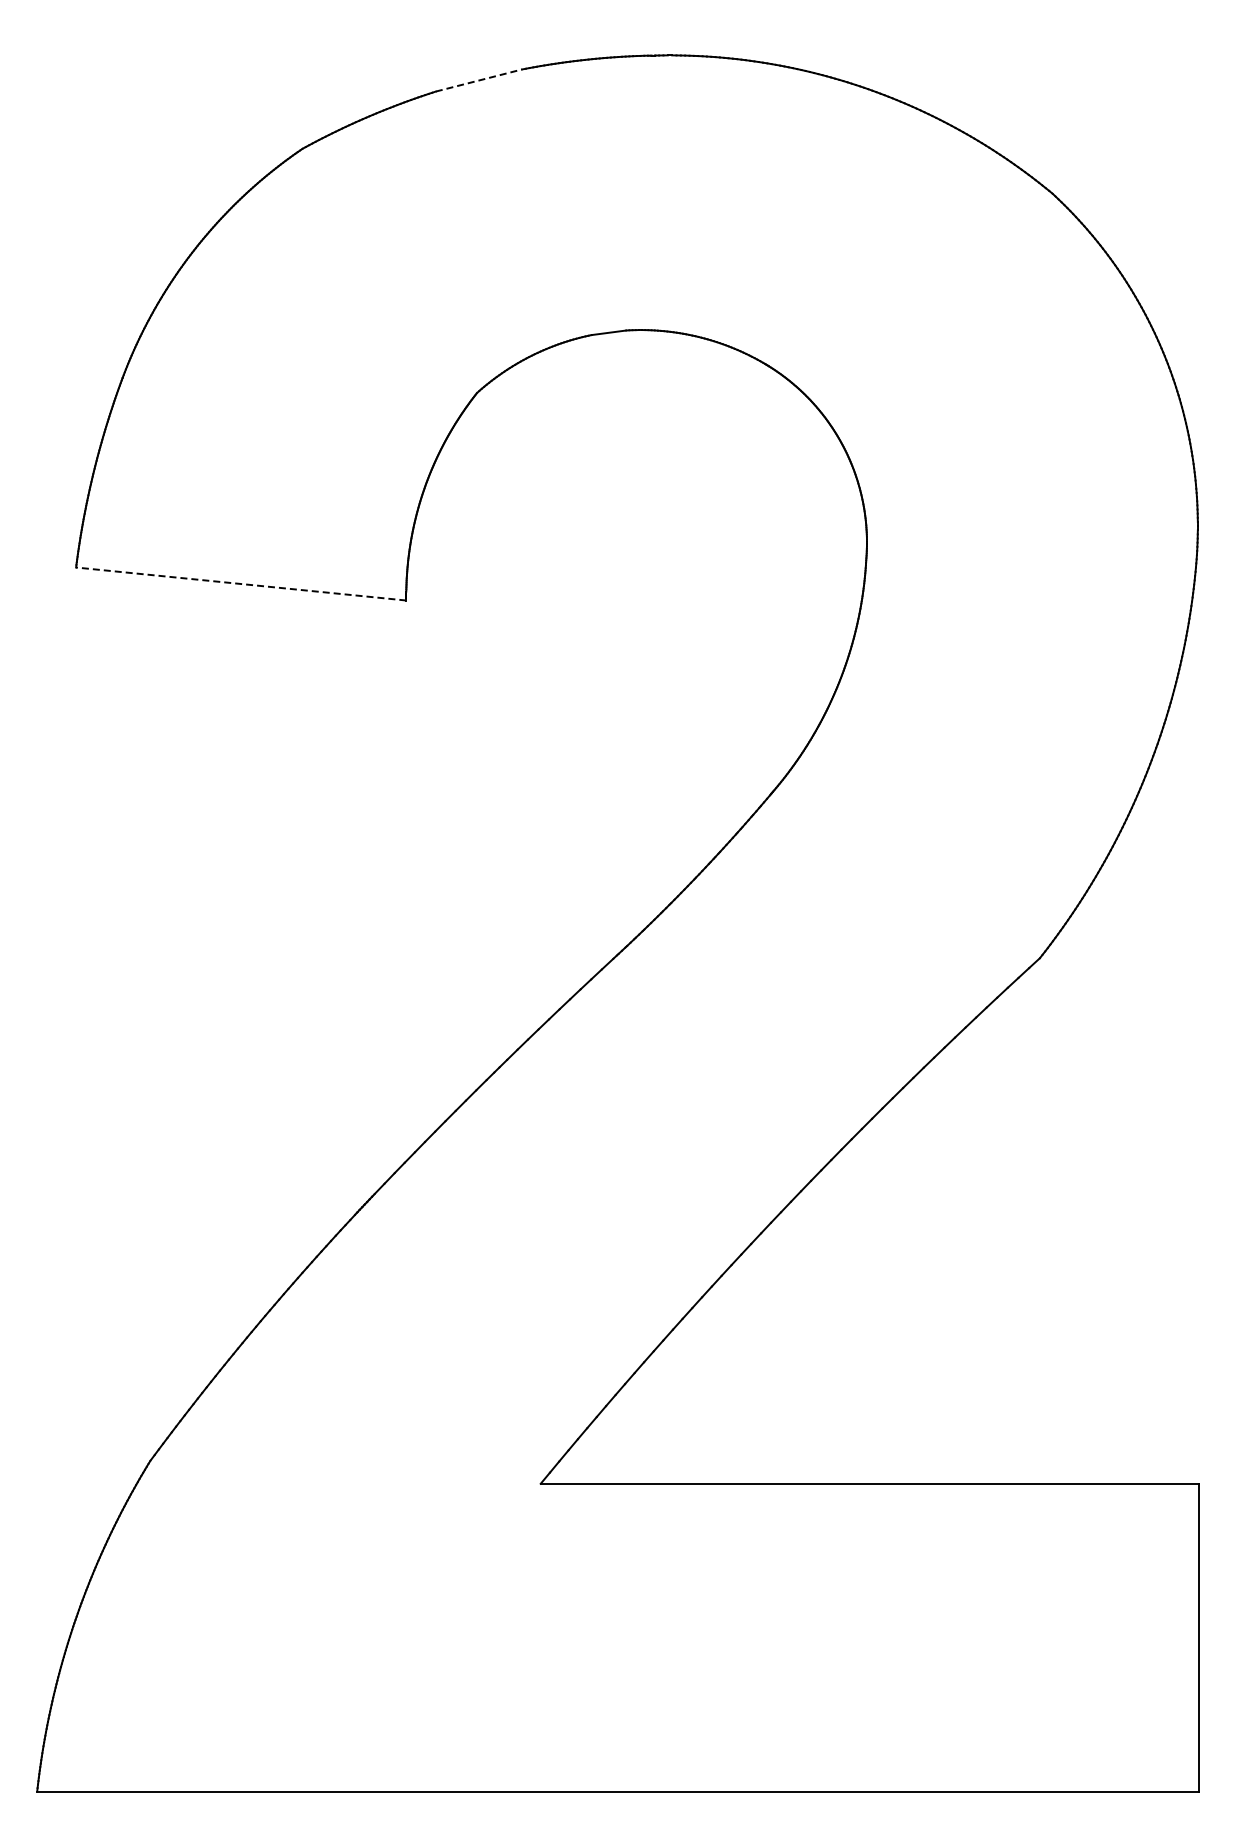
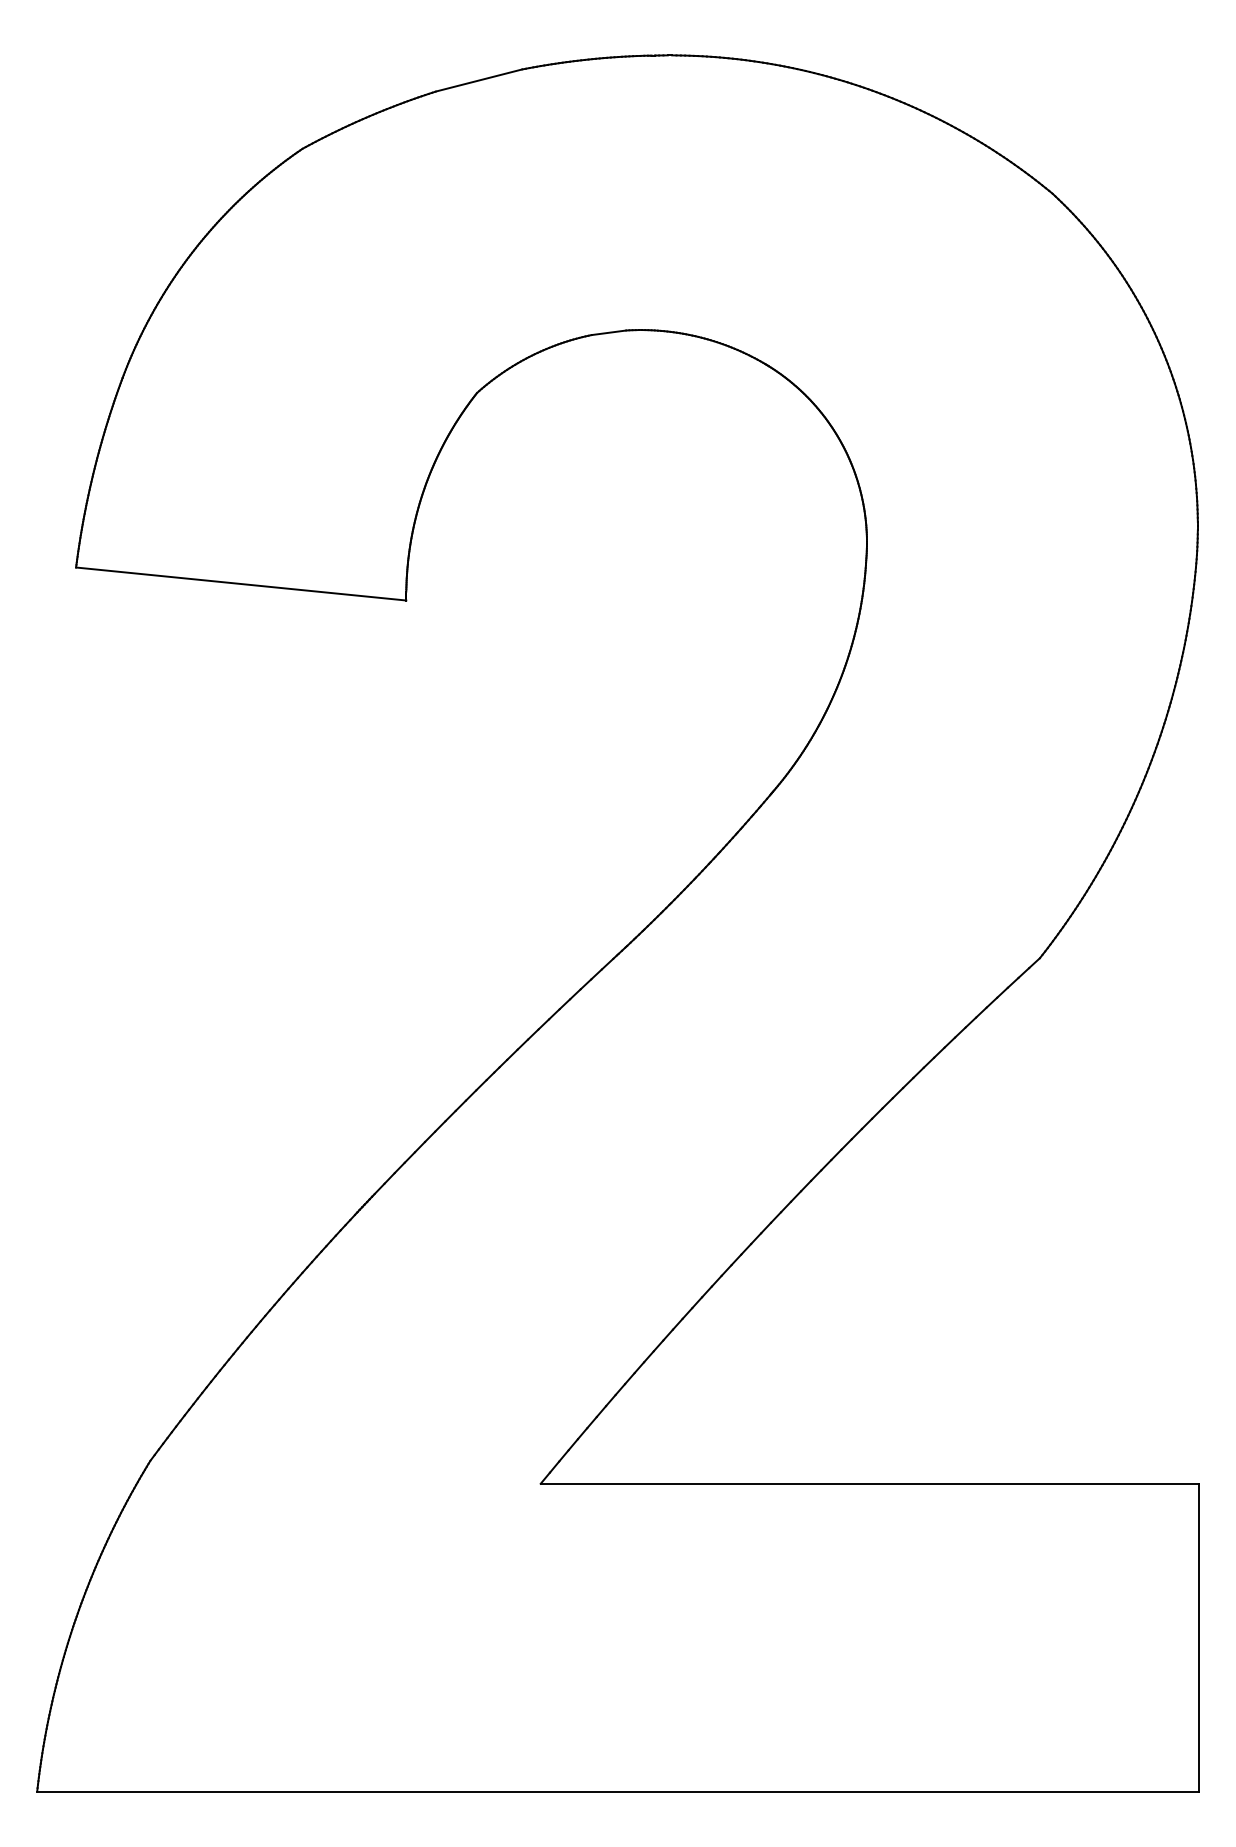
line: dashed -> solid (479, 80)
line: dashed -> solid (241, 584)
